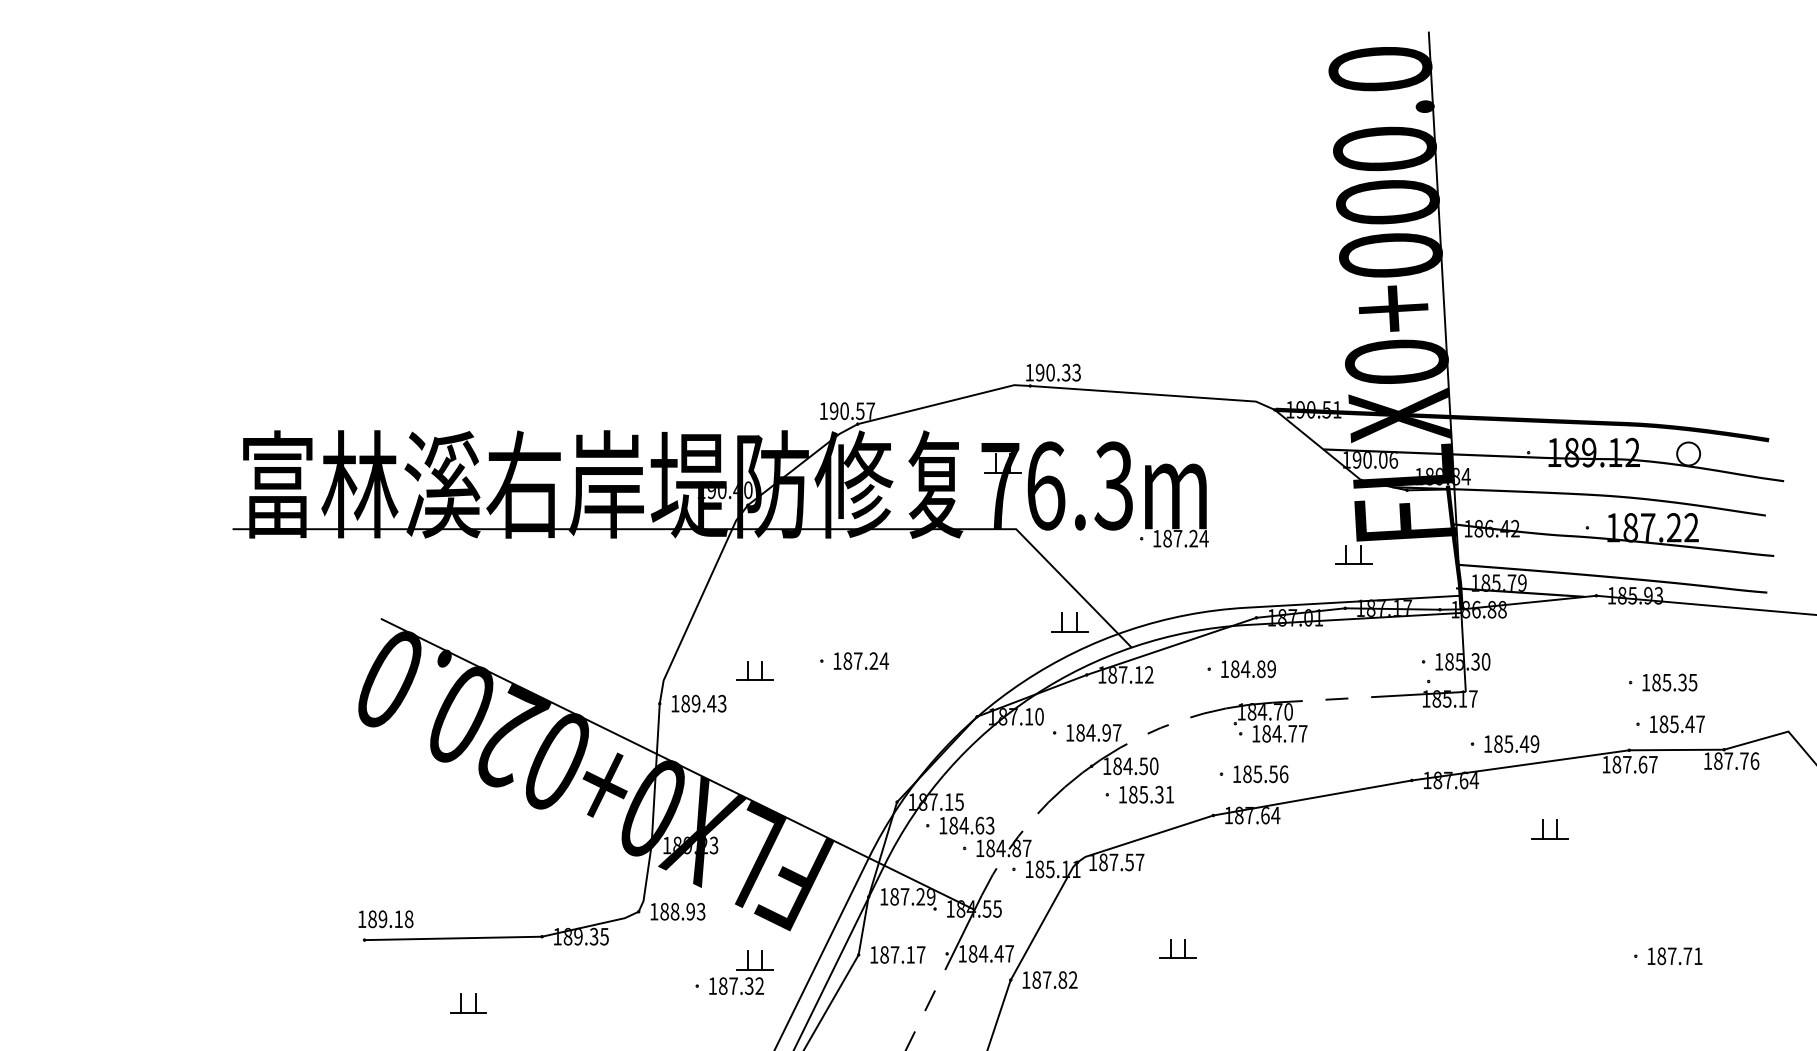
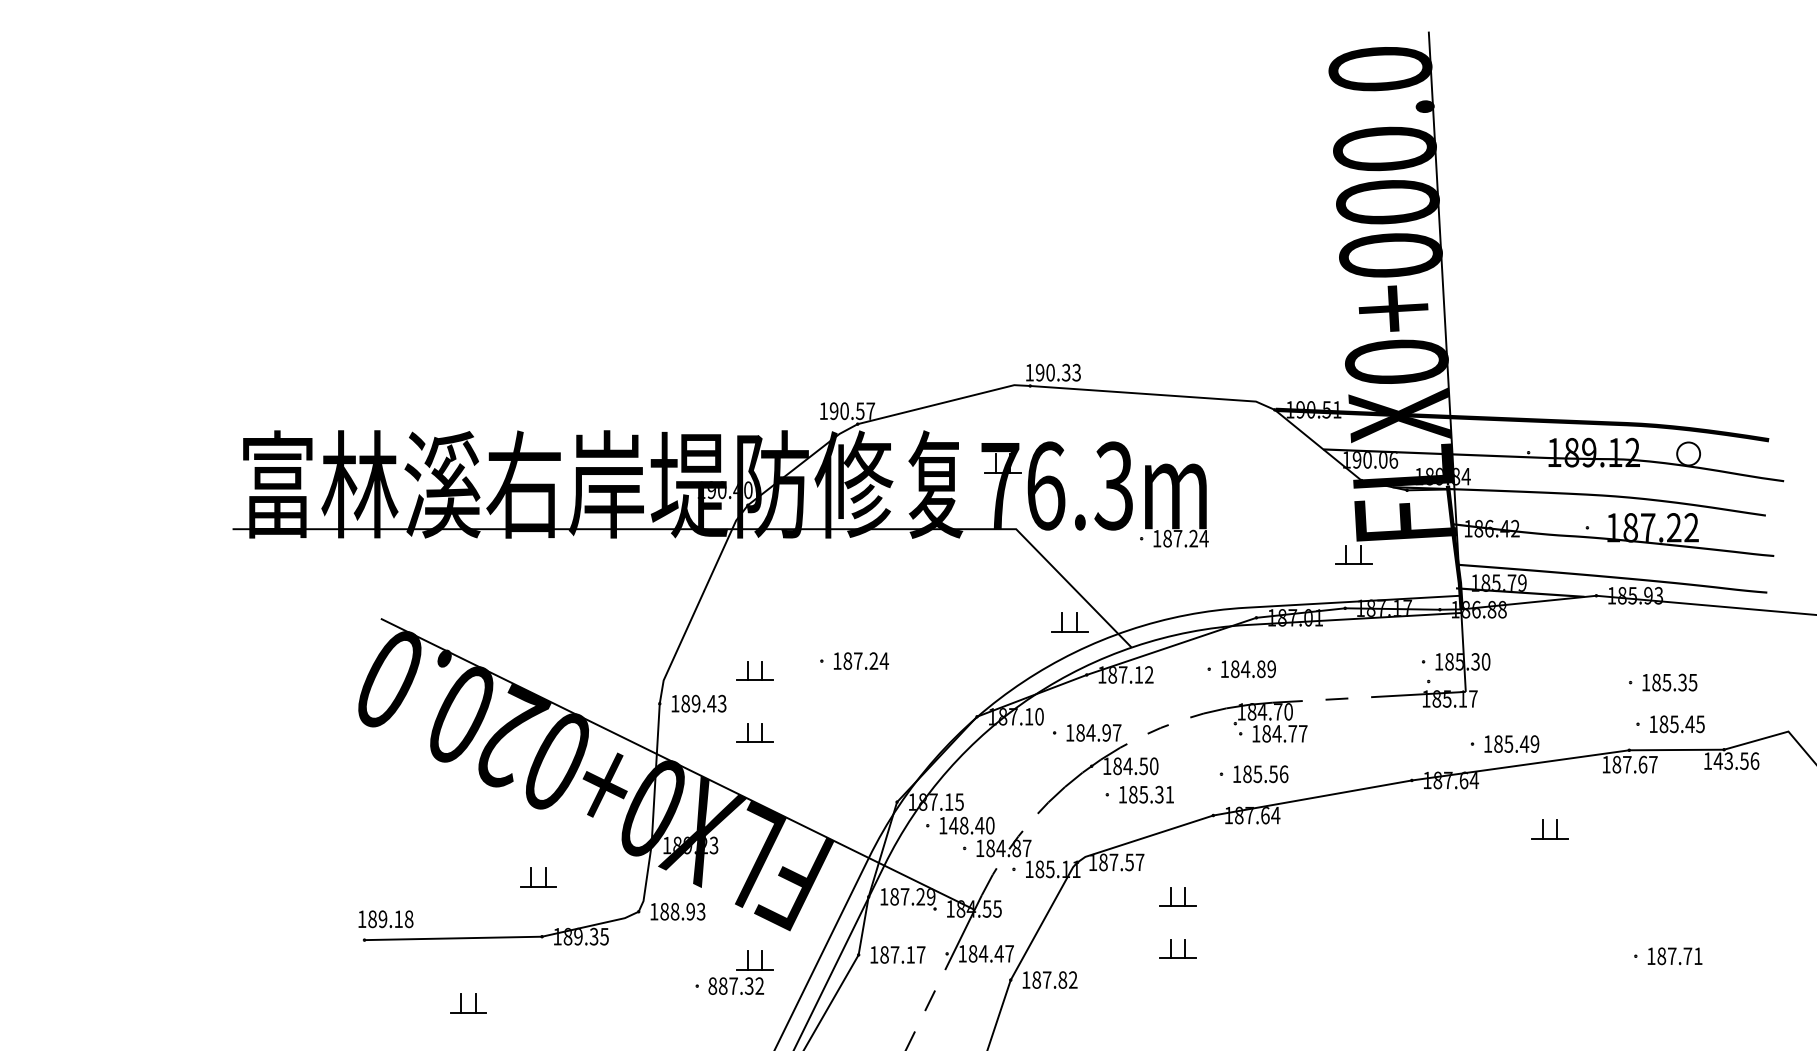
text: 185.47 -> 185.45 (1700, 724)
part: none -> present (754, 732)
text: 187.76 -> 143.56 (1730, 760)
text: 184.63 -> 148.40 (971, 825)
part: none -> present (531, 877)
part: none -> present (1177, 896)
text: 187.32 -> 887.32 (712, 985)
